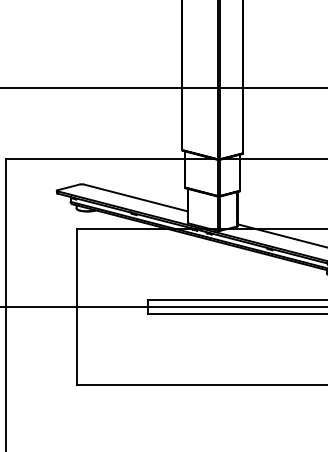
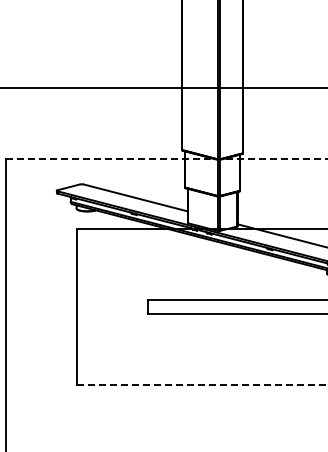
line: solid -> dashed (167, 158)
line: present -> none (163, 307)
line: solid -> dashed (202, 385)
